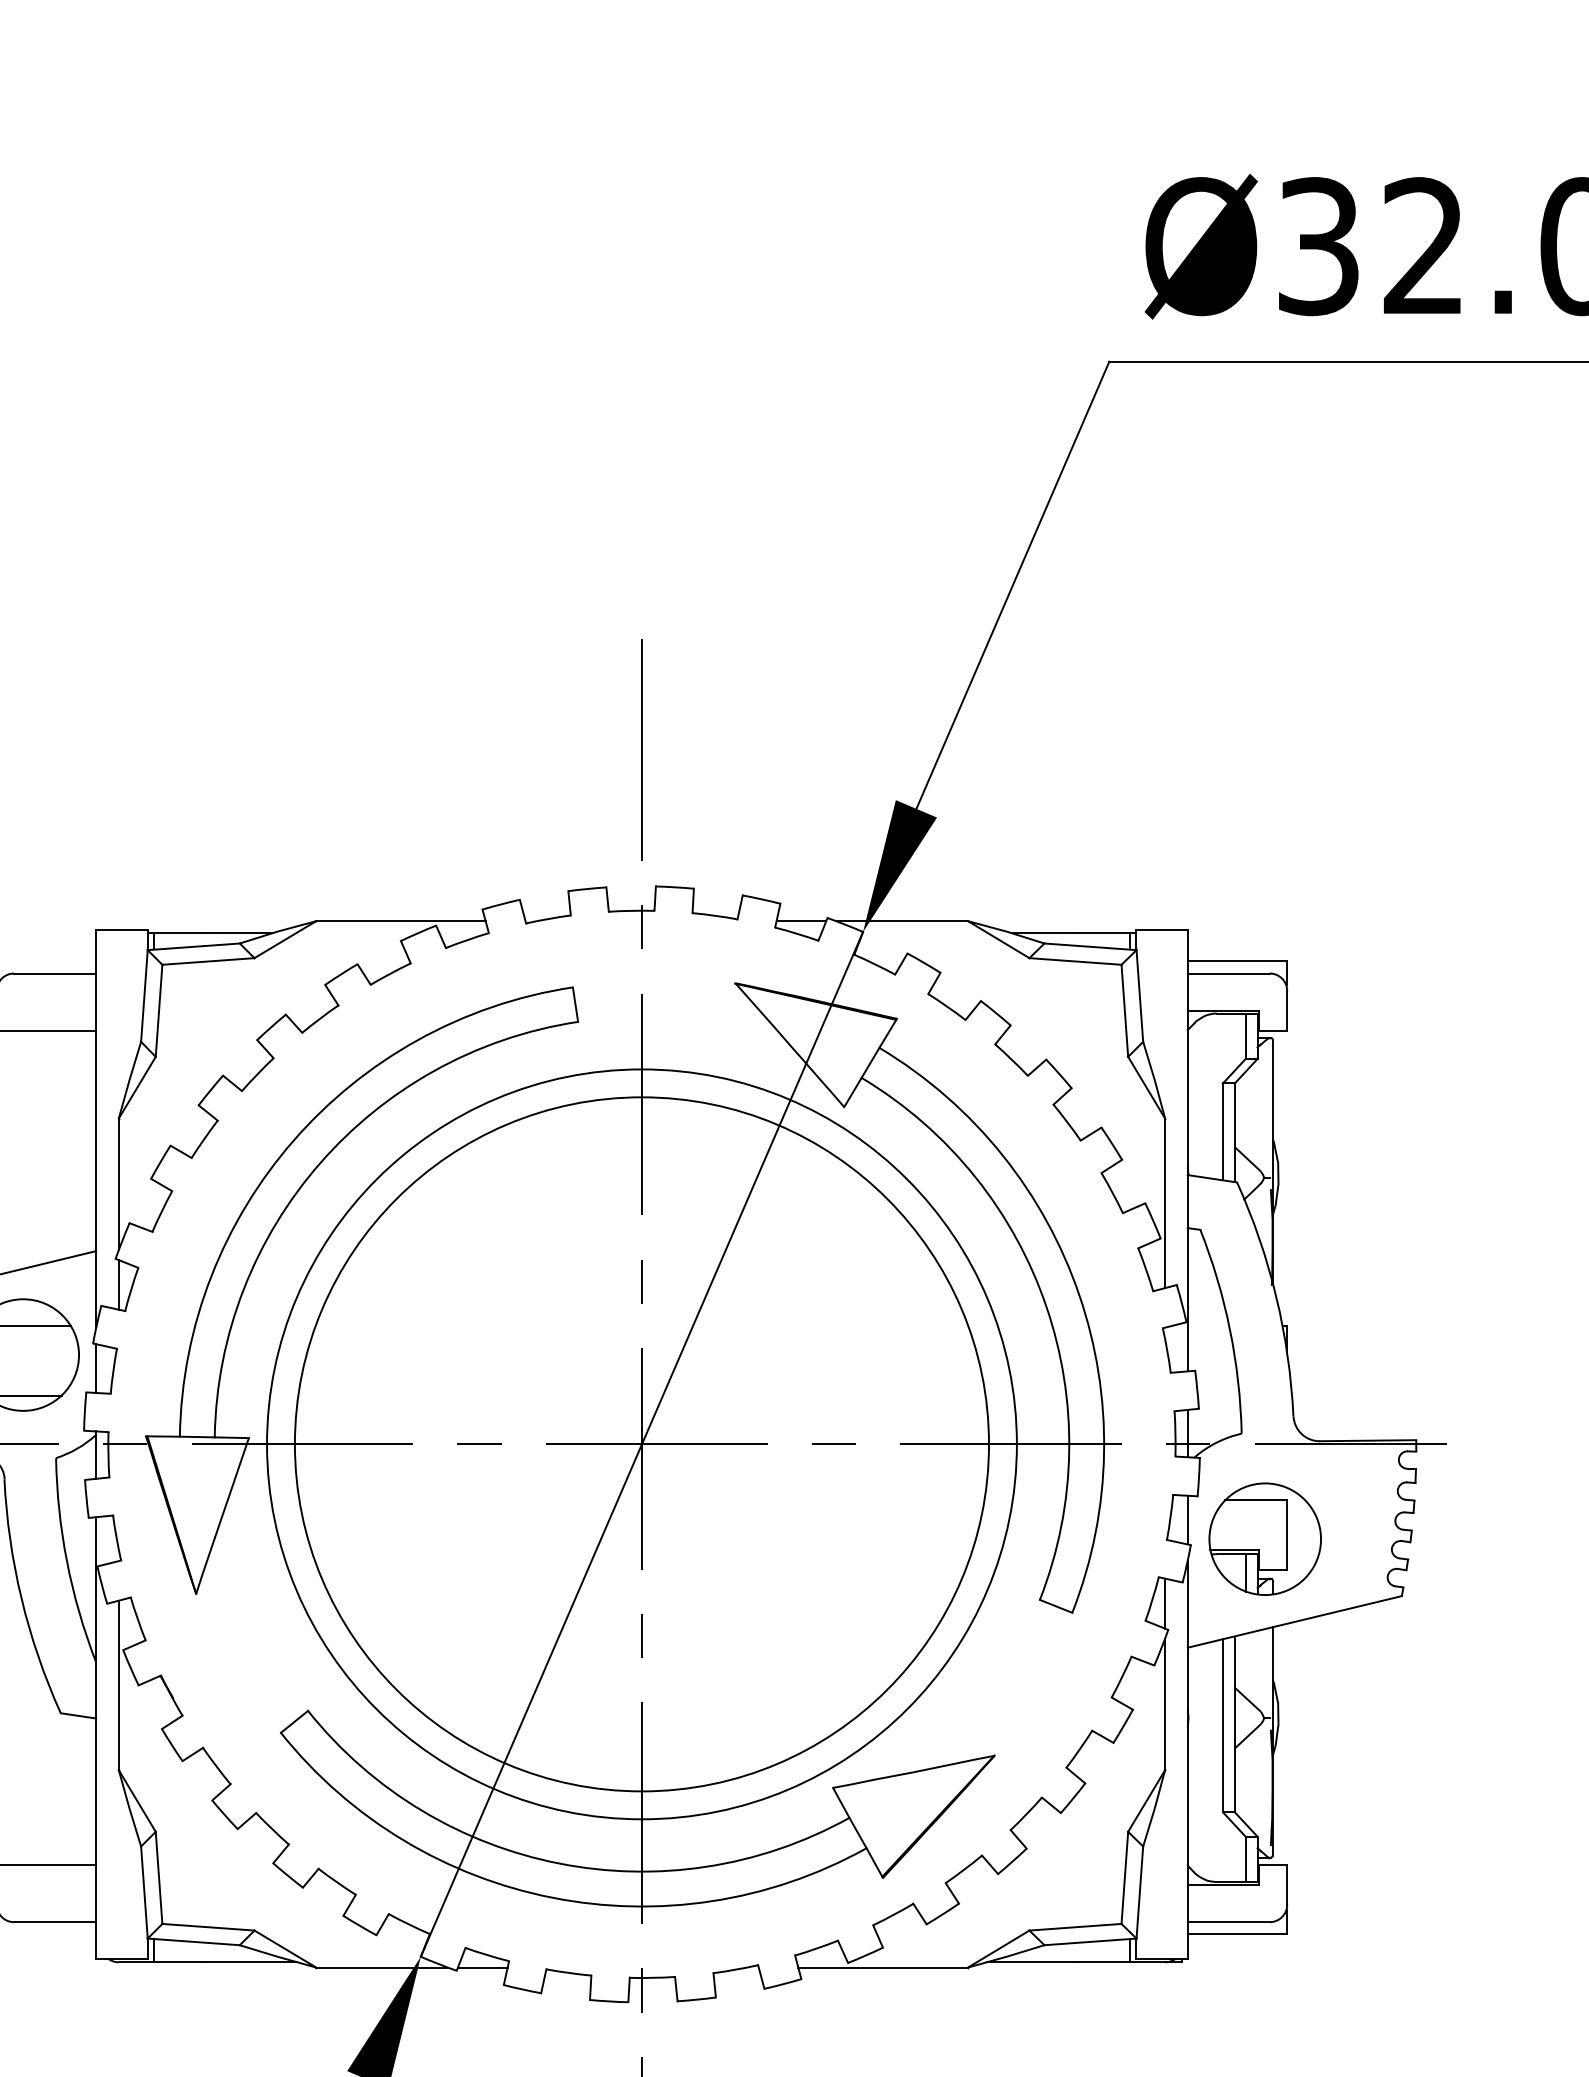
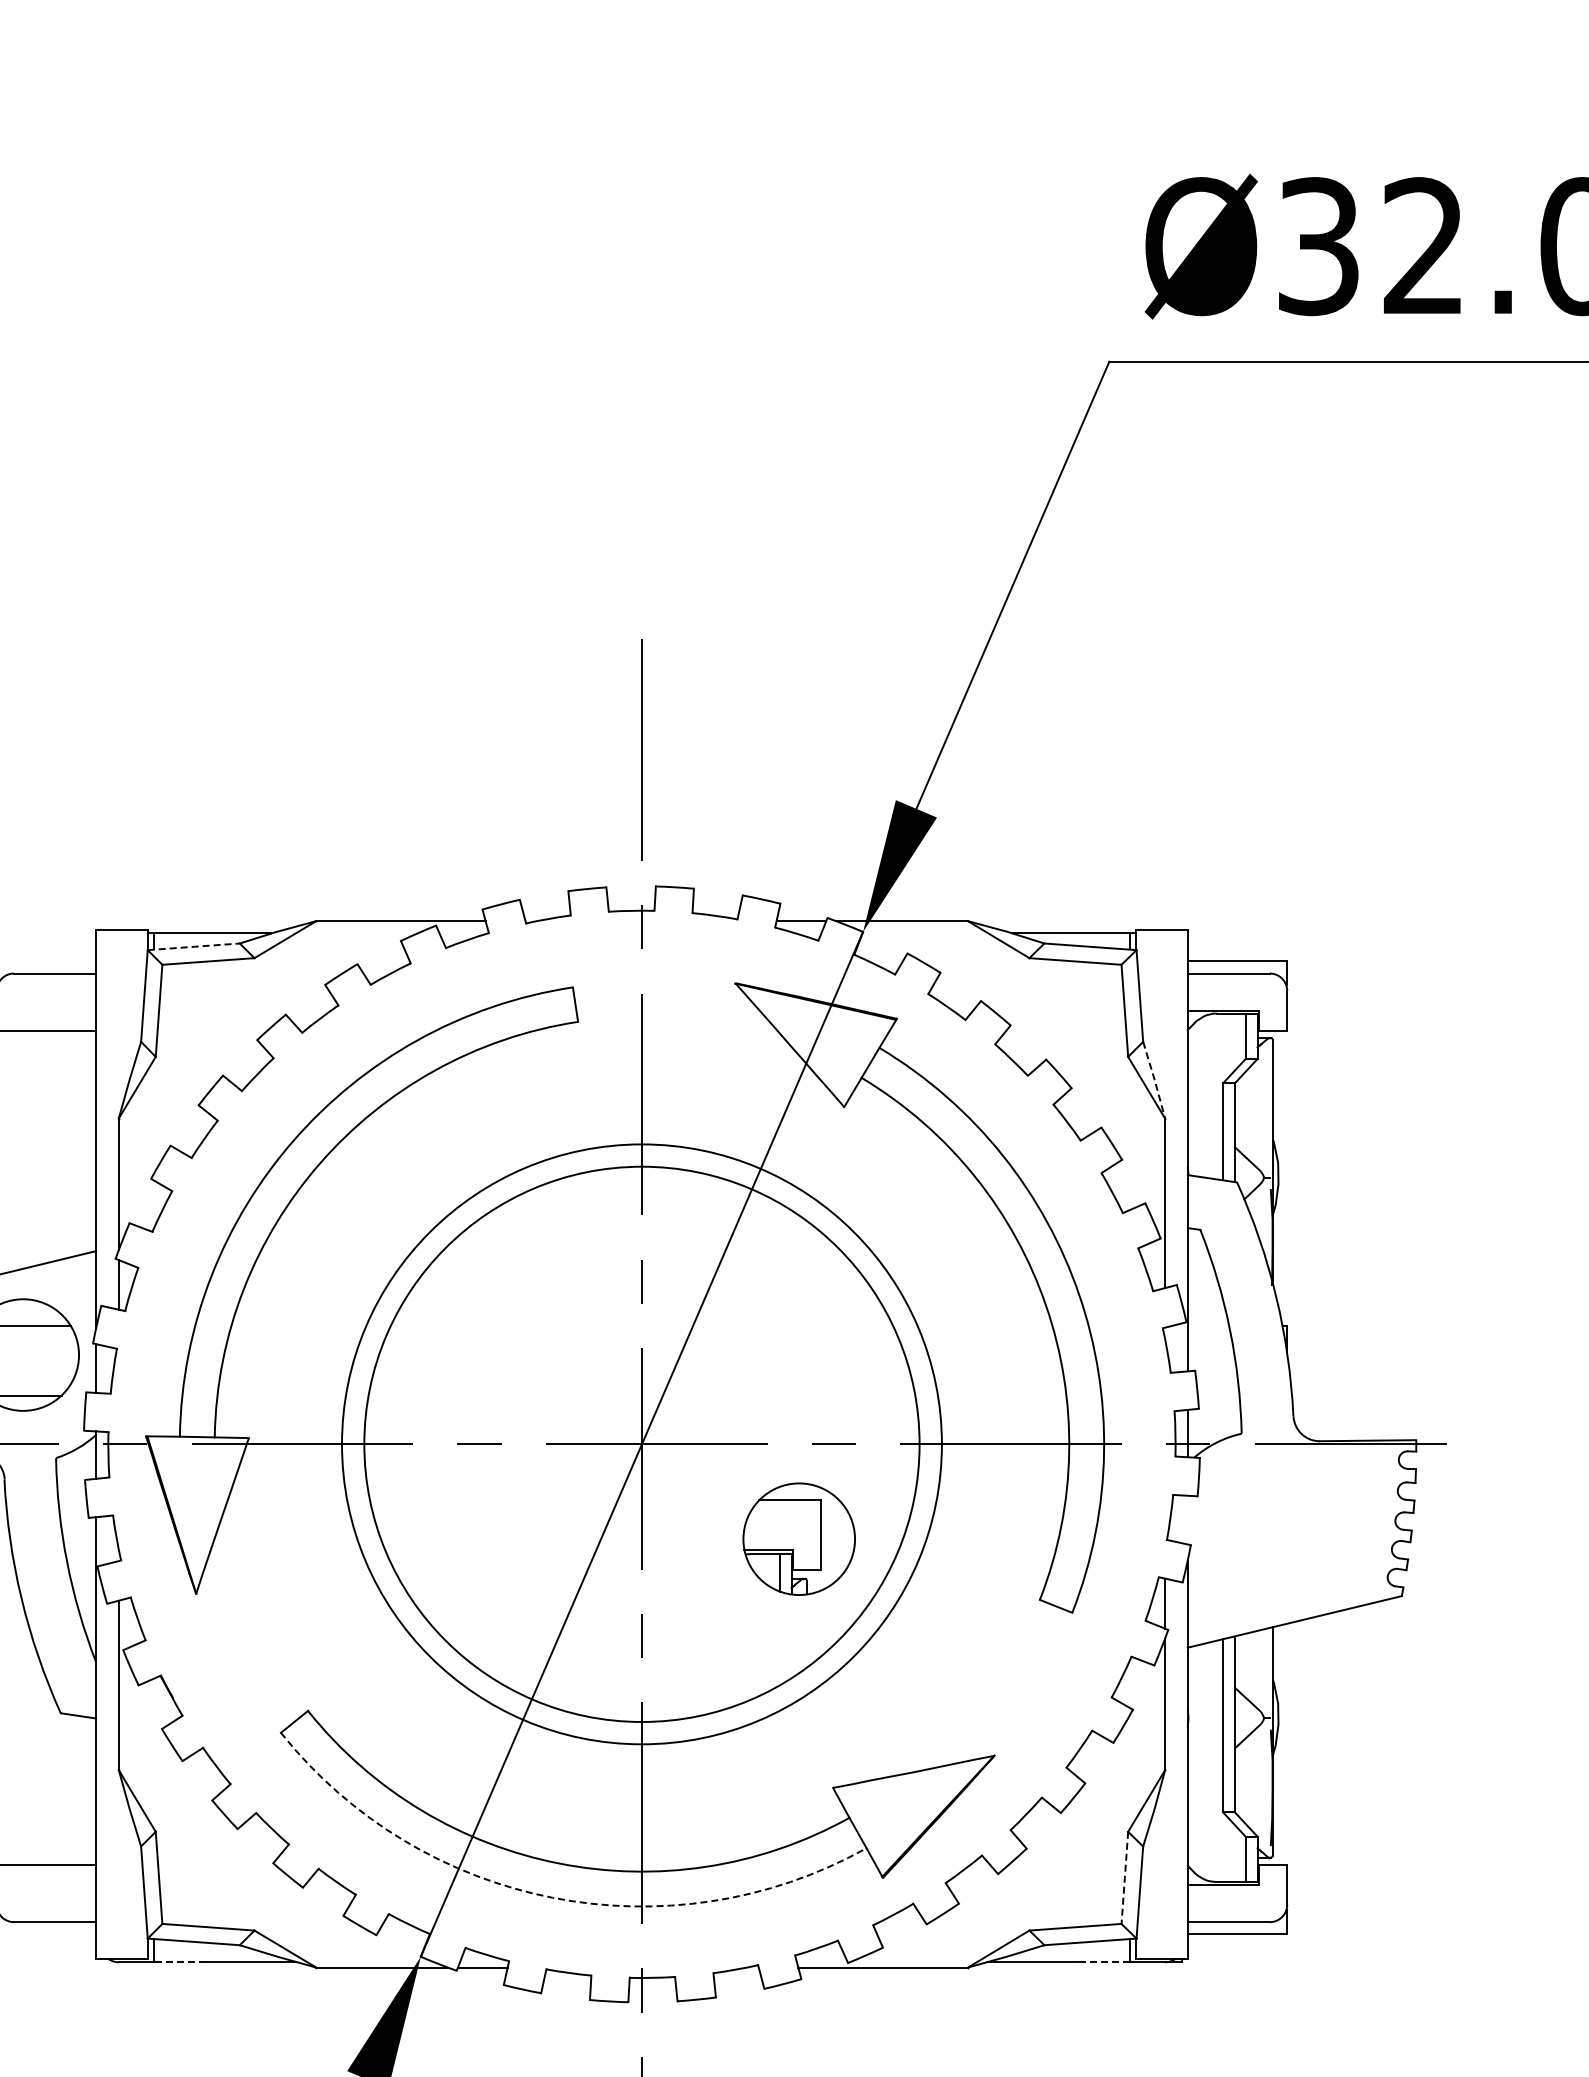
line: solid -> dashed (194, 946)
line: solid -> dashed (1154, 1079)
circle diameter: 694 px -> 555 px (641, 1443)
circle diameter: 750 px -> 600 px (641, 1444)
line: present -> none (1187, 1519)
part position: (1264, 1538) -> (798, 1538) (798, 1538)
line: solid -> dashed (1124, 1878)
arc: solid -> dashed (552, 1897)
line: solid -> dashed (179, 1962)
line: solid -> dashed (1103, 1962)
